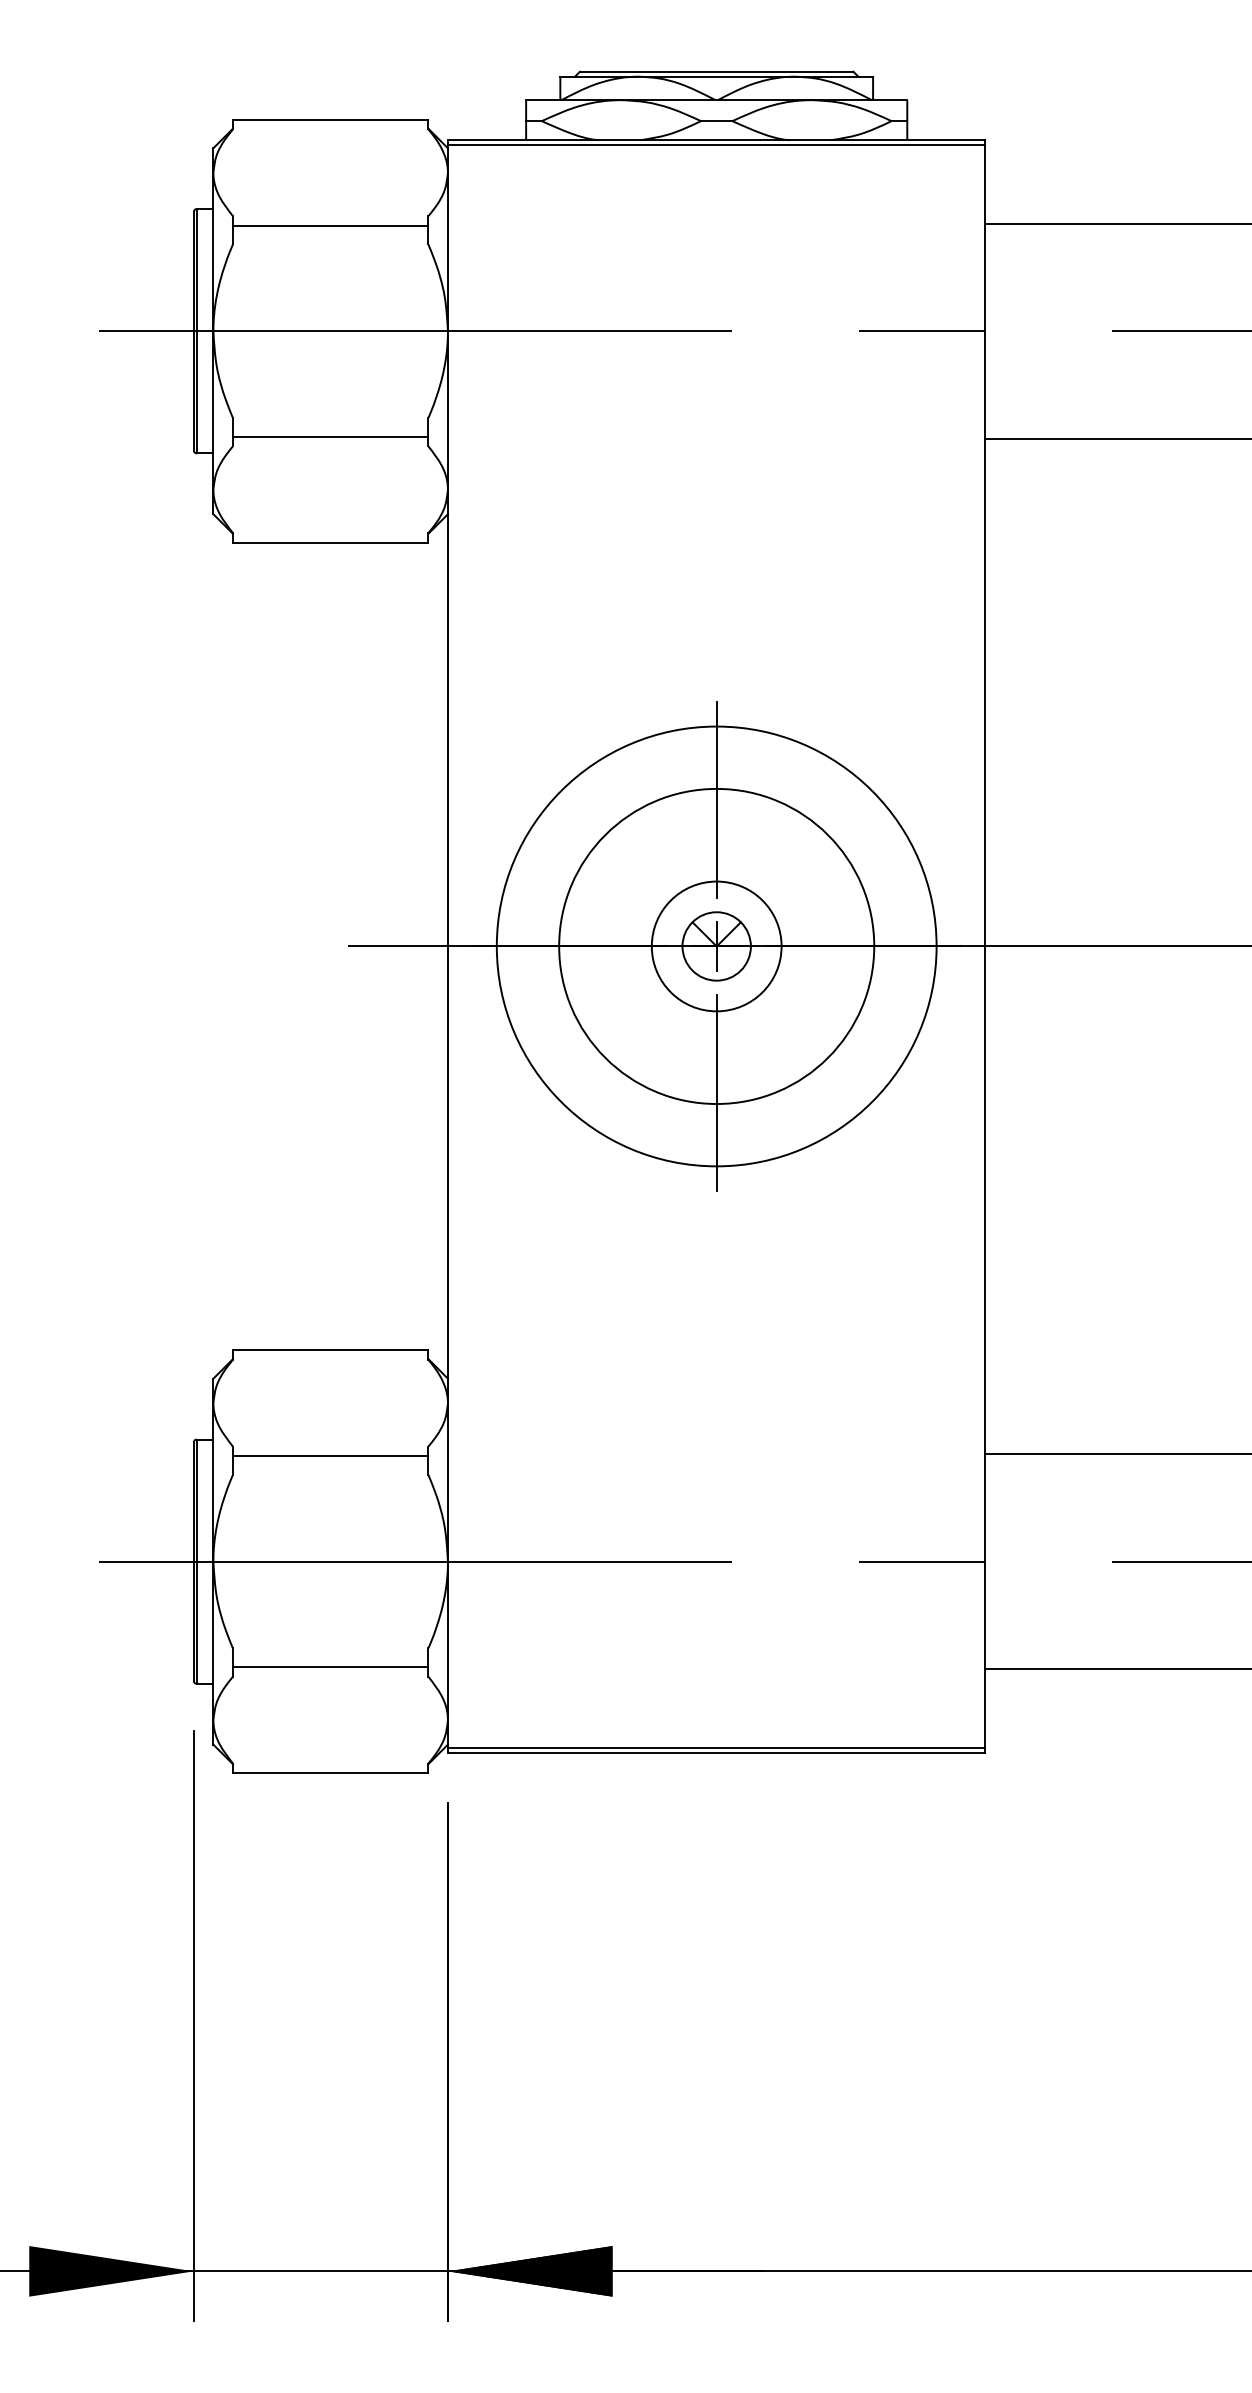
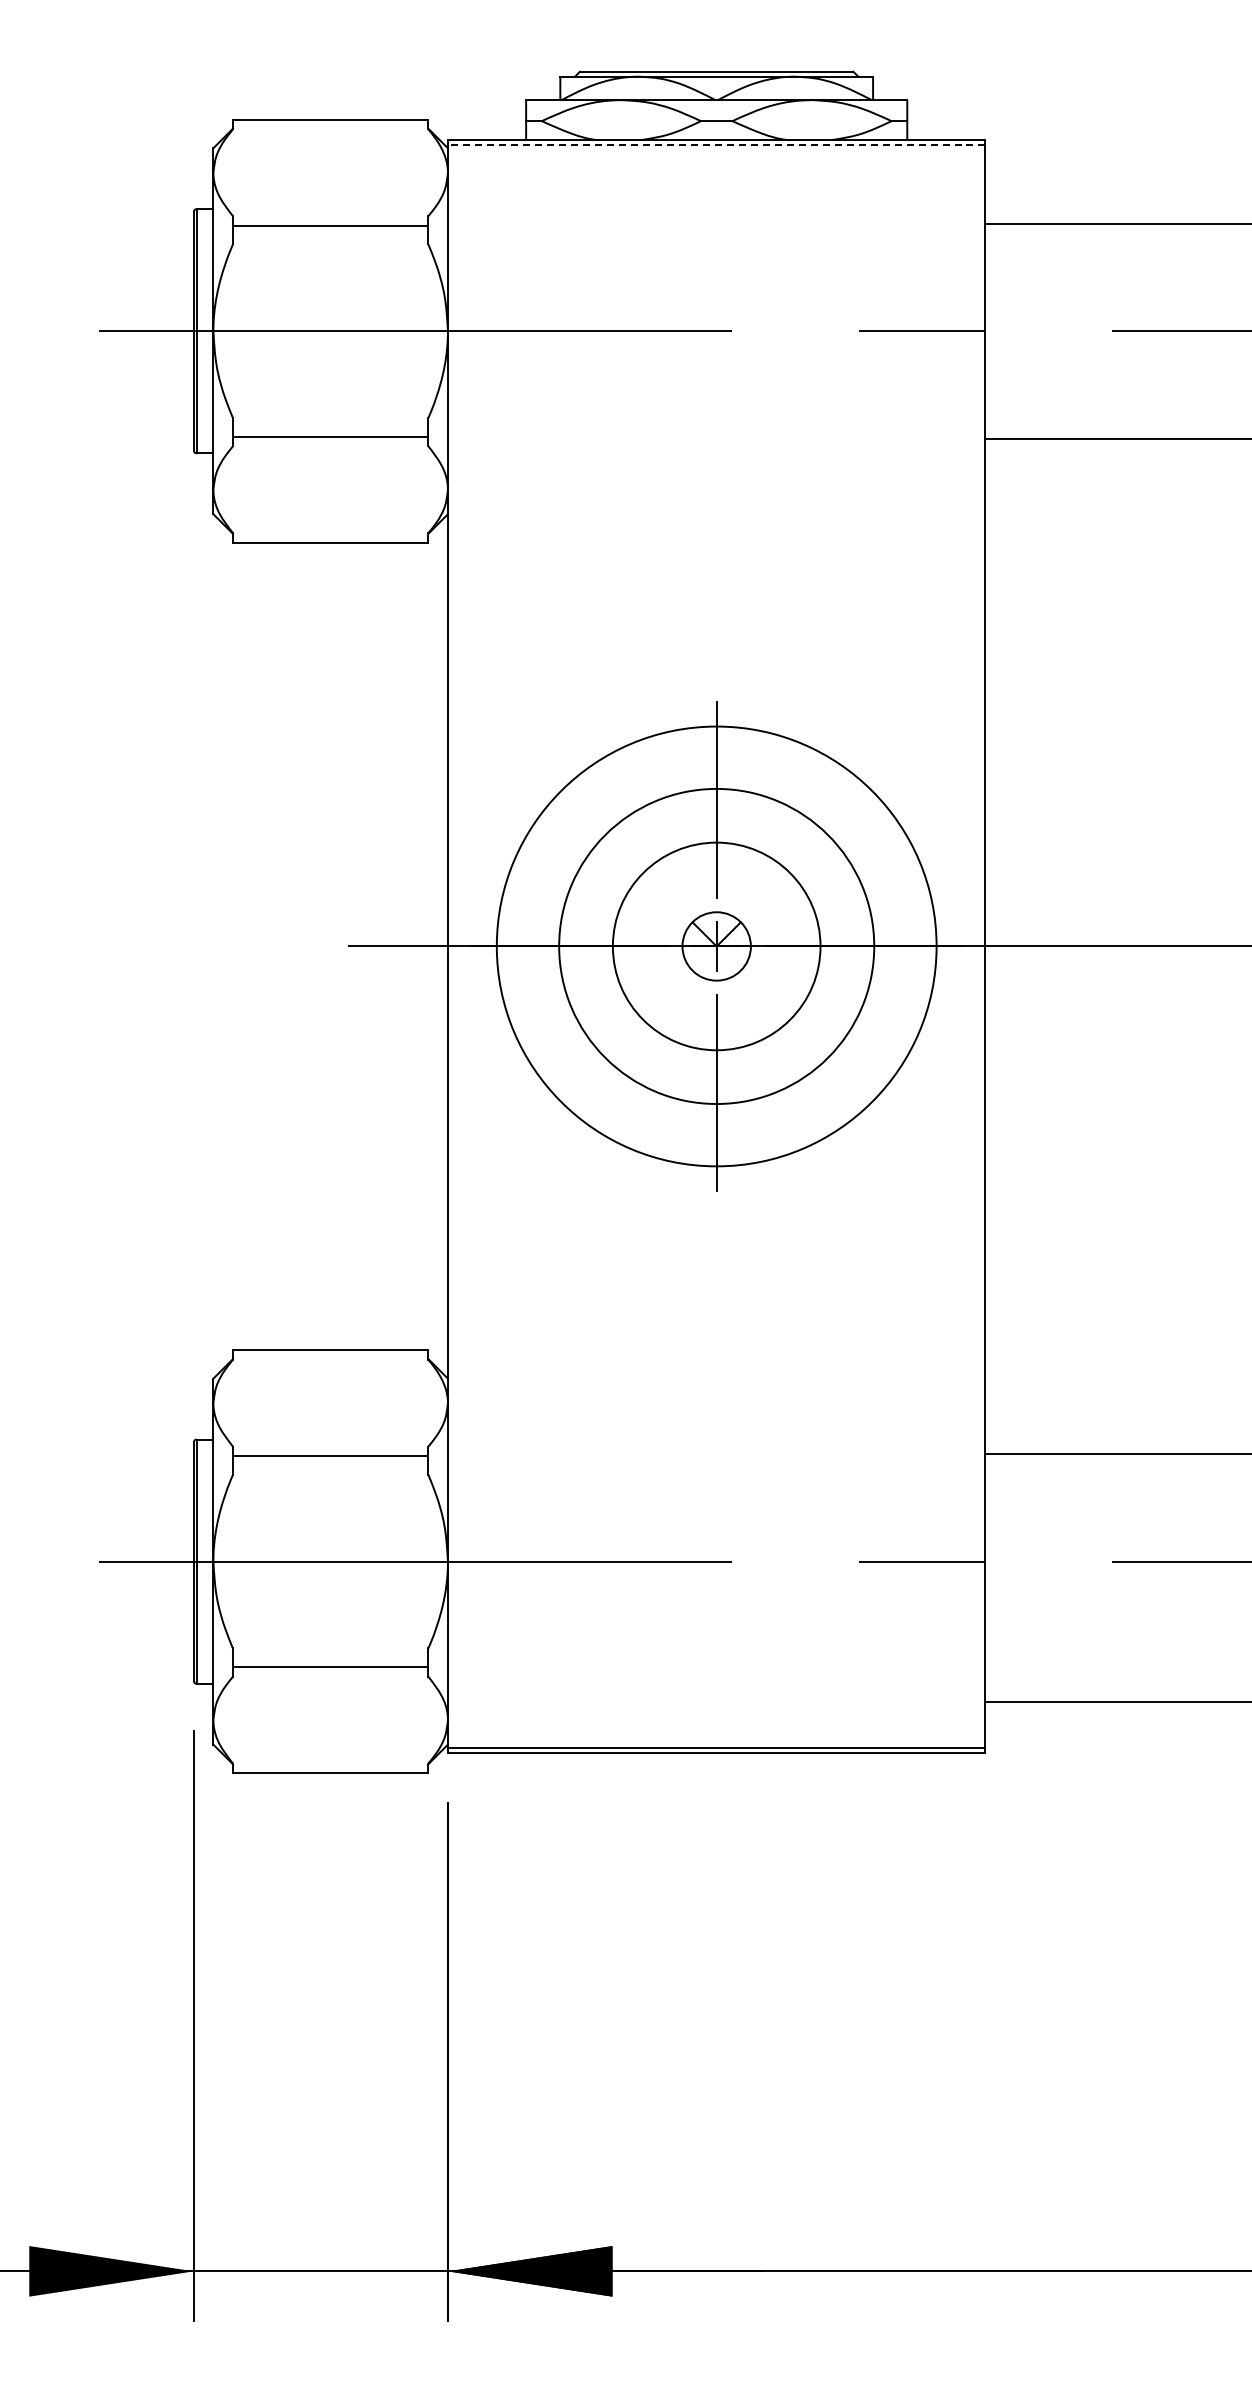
line: solid -> dashed (716, 145)
circle diameter: 130 px -> 208 px (716, 946)
line position: (1116, 1669) -> (1116, 1702) (1116, 1702)
